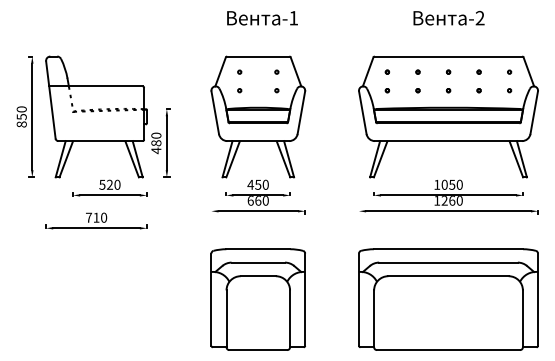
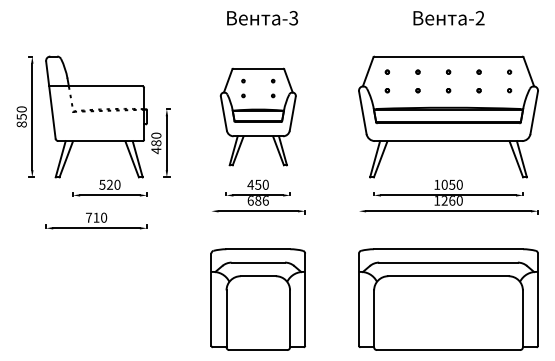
text: -1 -> -3 (293, 17)
part size: 97x124 px -> 78x100 px (257, 116)
text: 660 -> 686 (261, 200)
